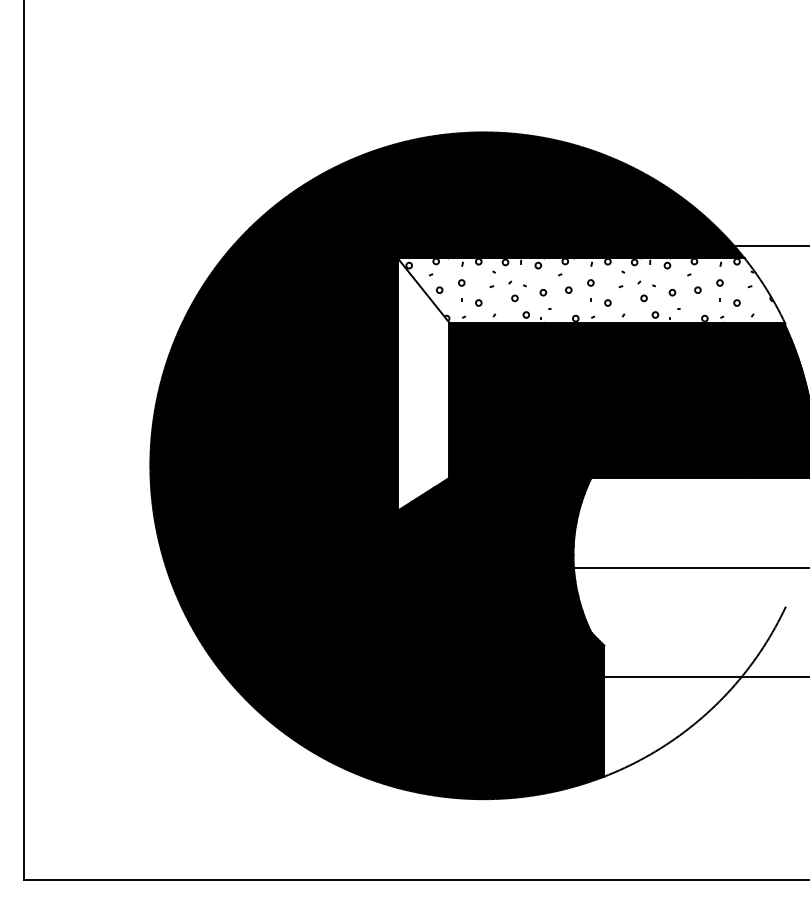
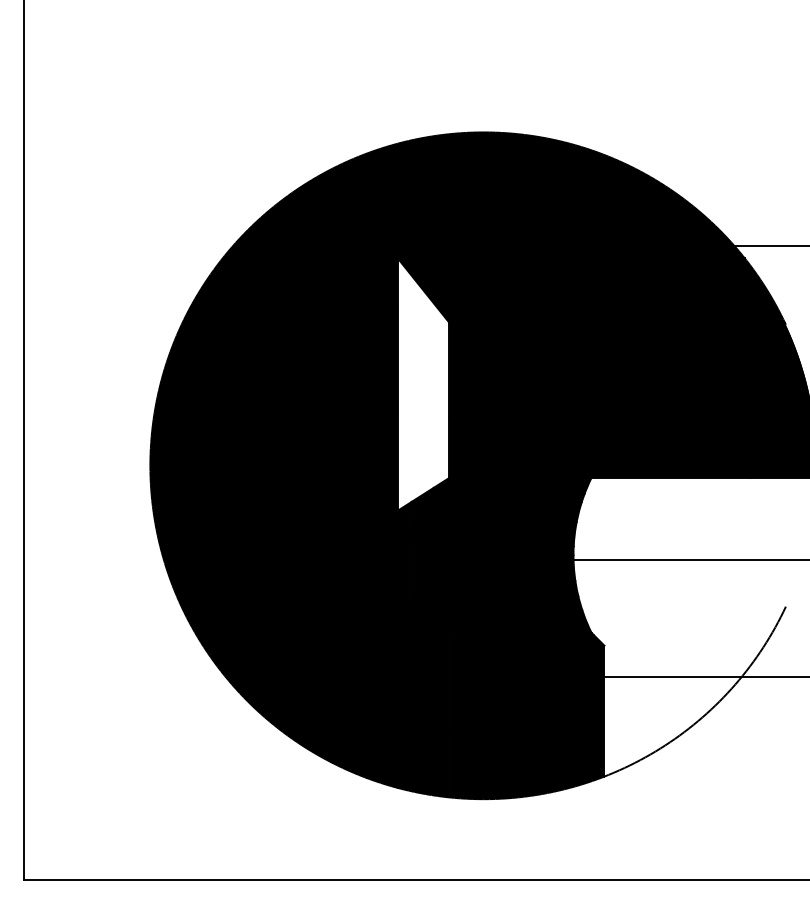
fill: none -> present (590, 290)
line position: (668, 568) -> (668, 560) (668, 560)
